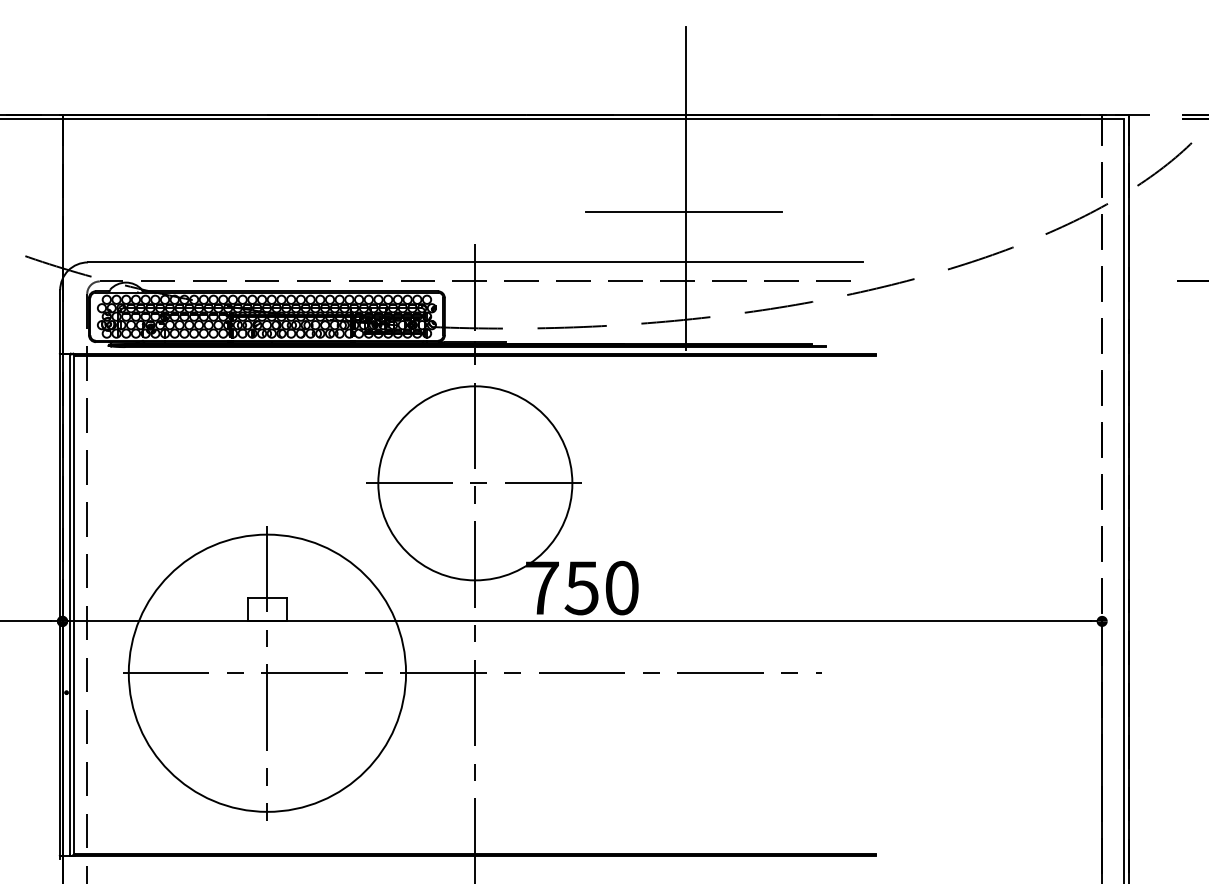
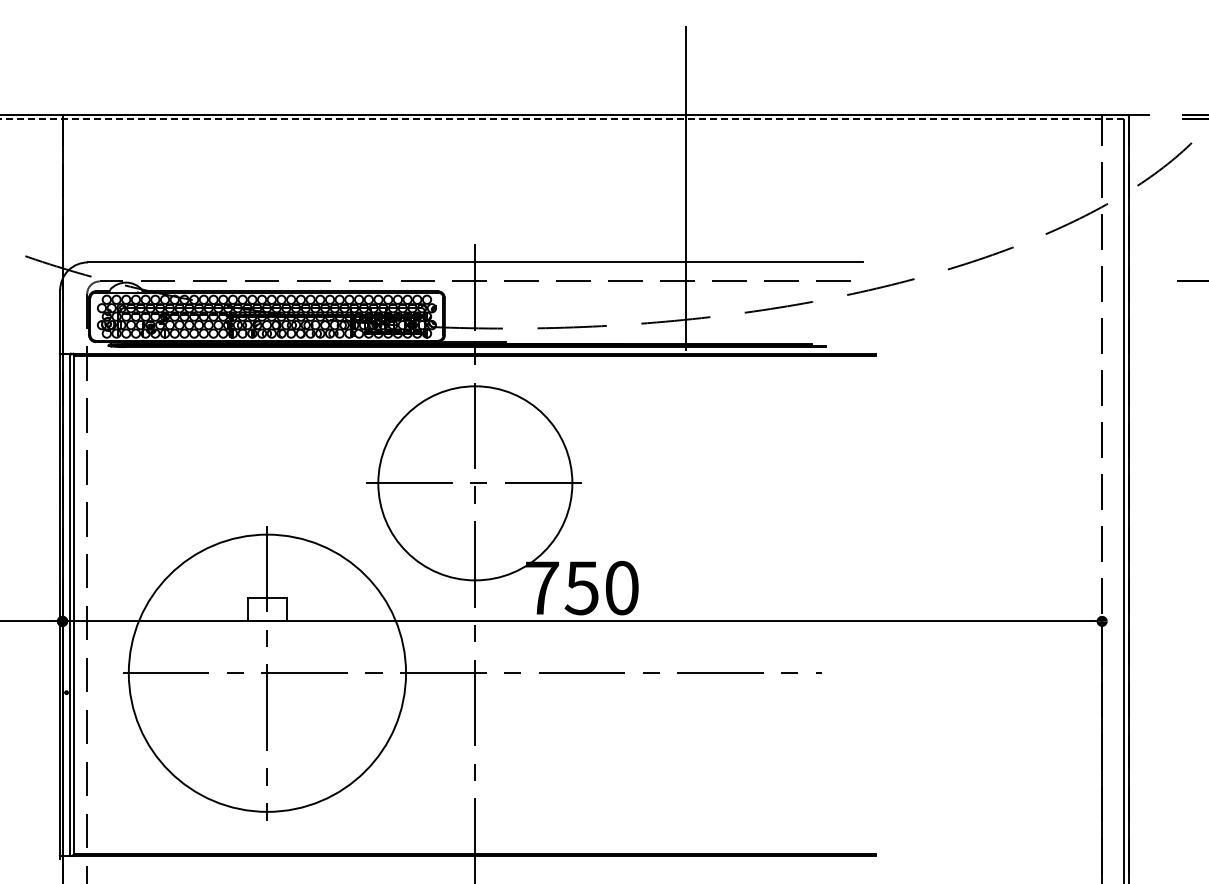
line: solid -> dashed (562, 119)
line: present -> none (683, 212)
